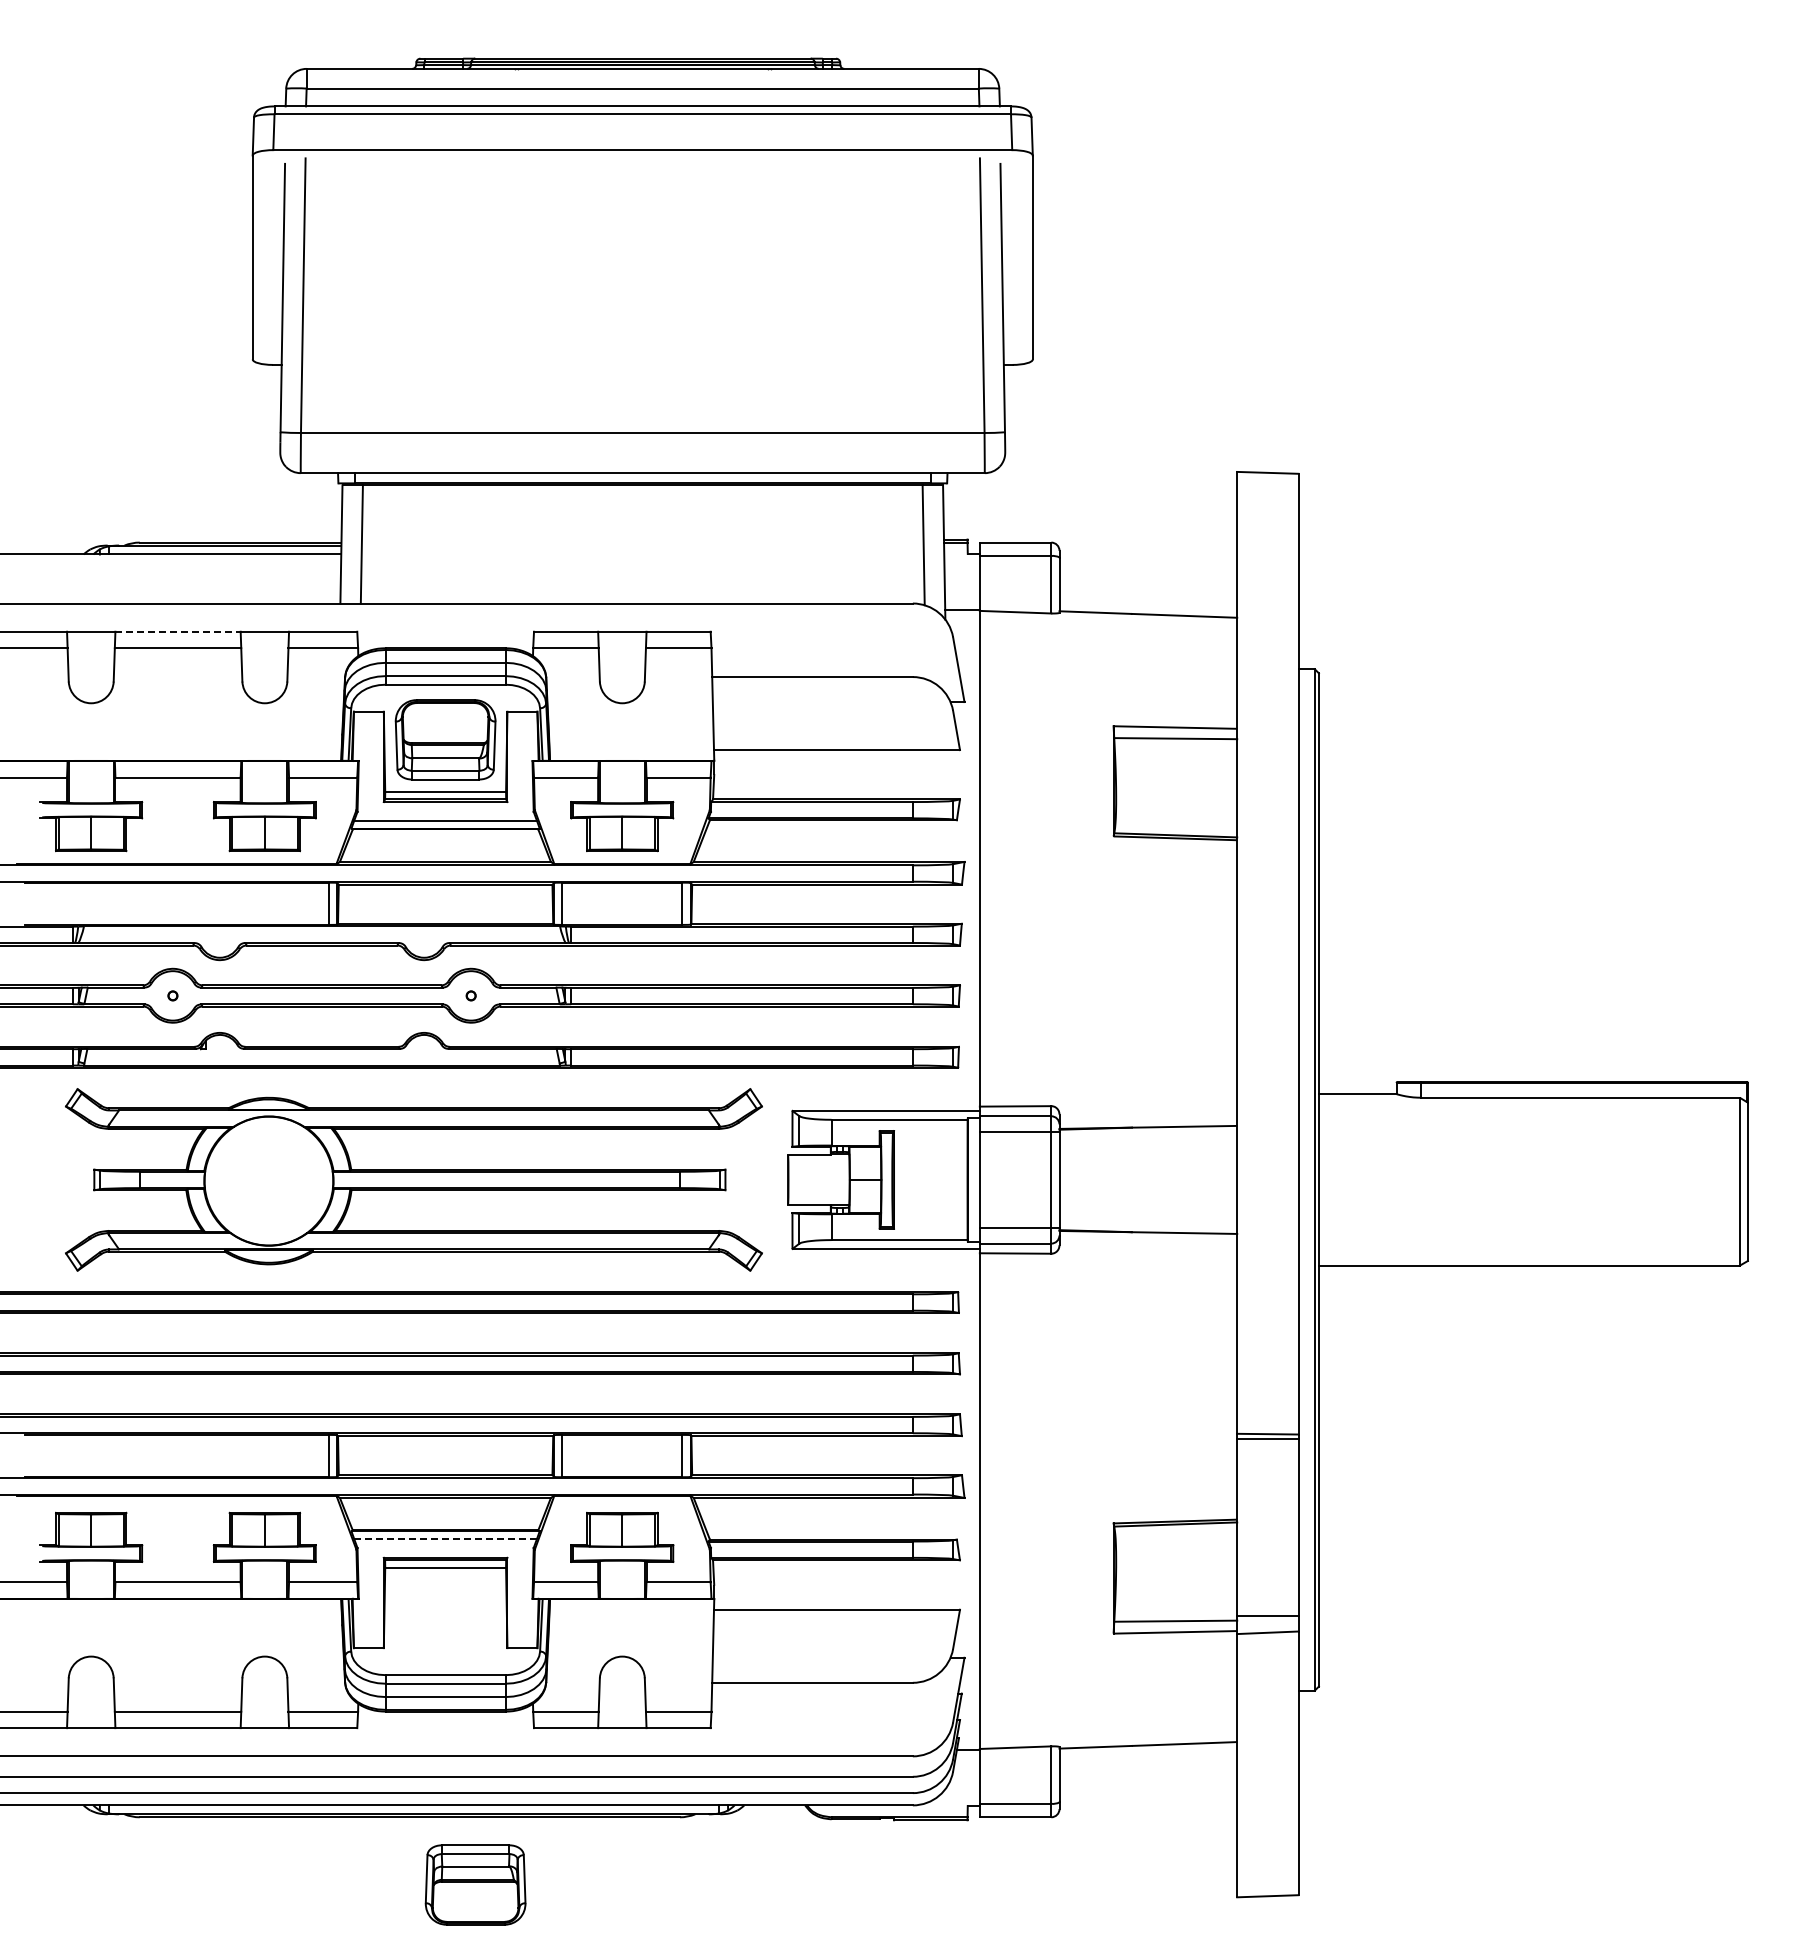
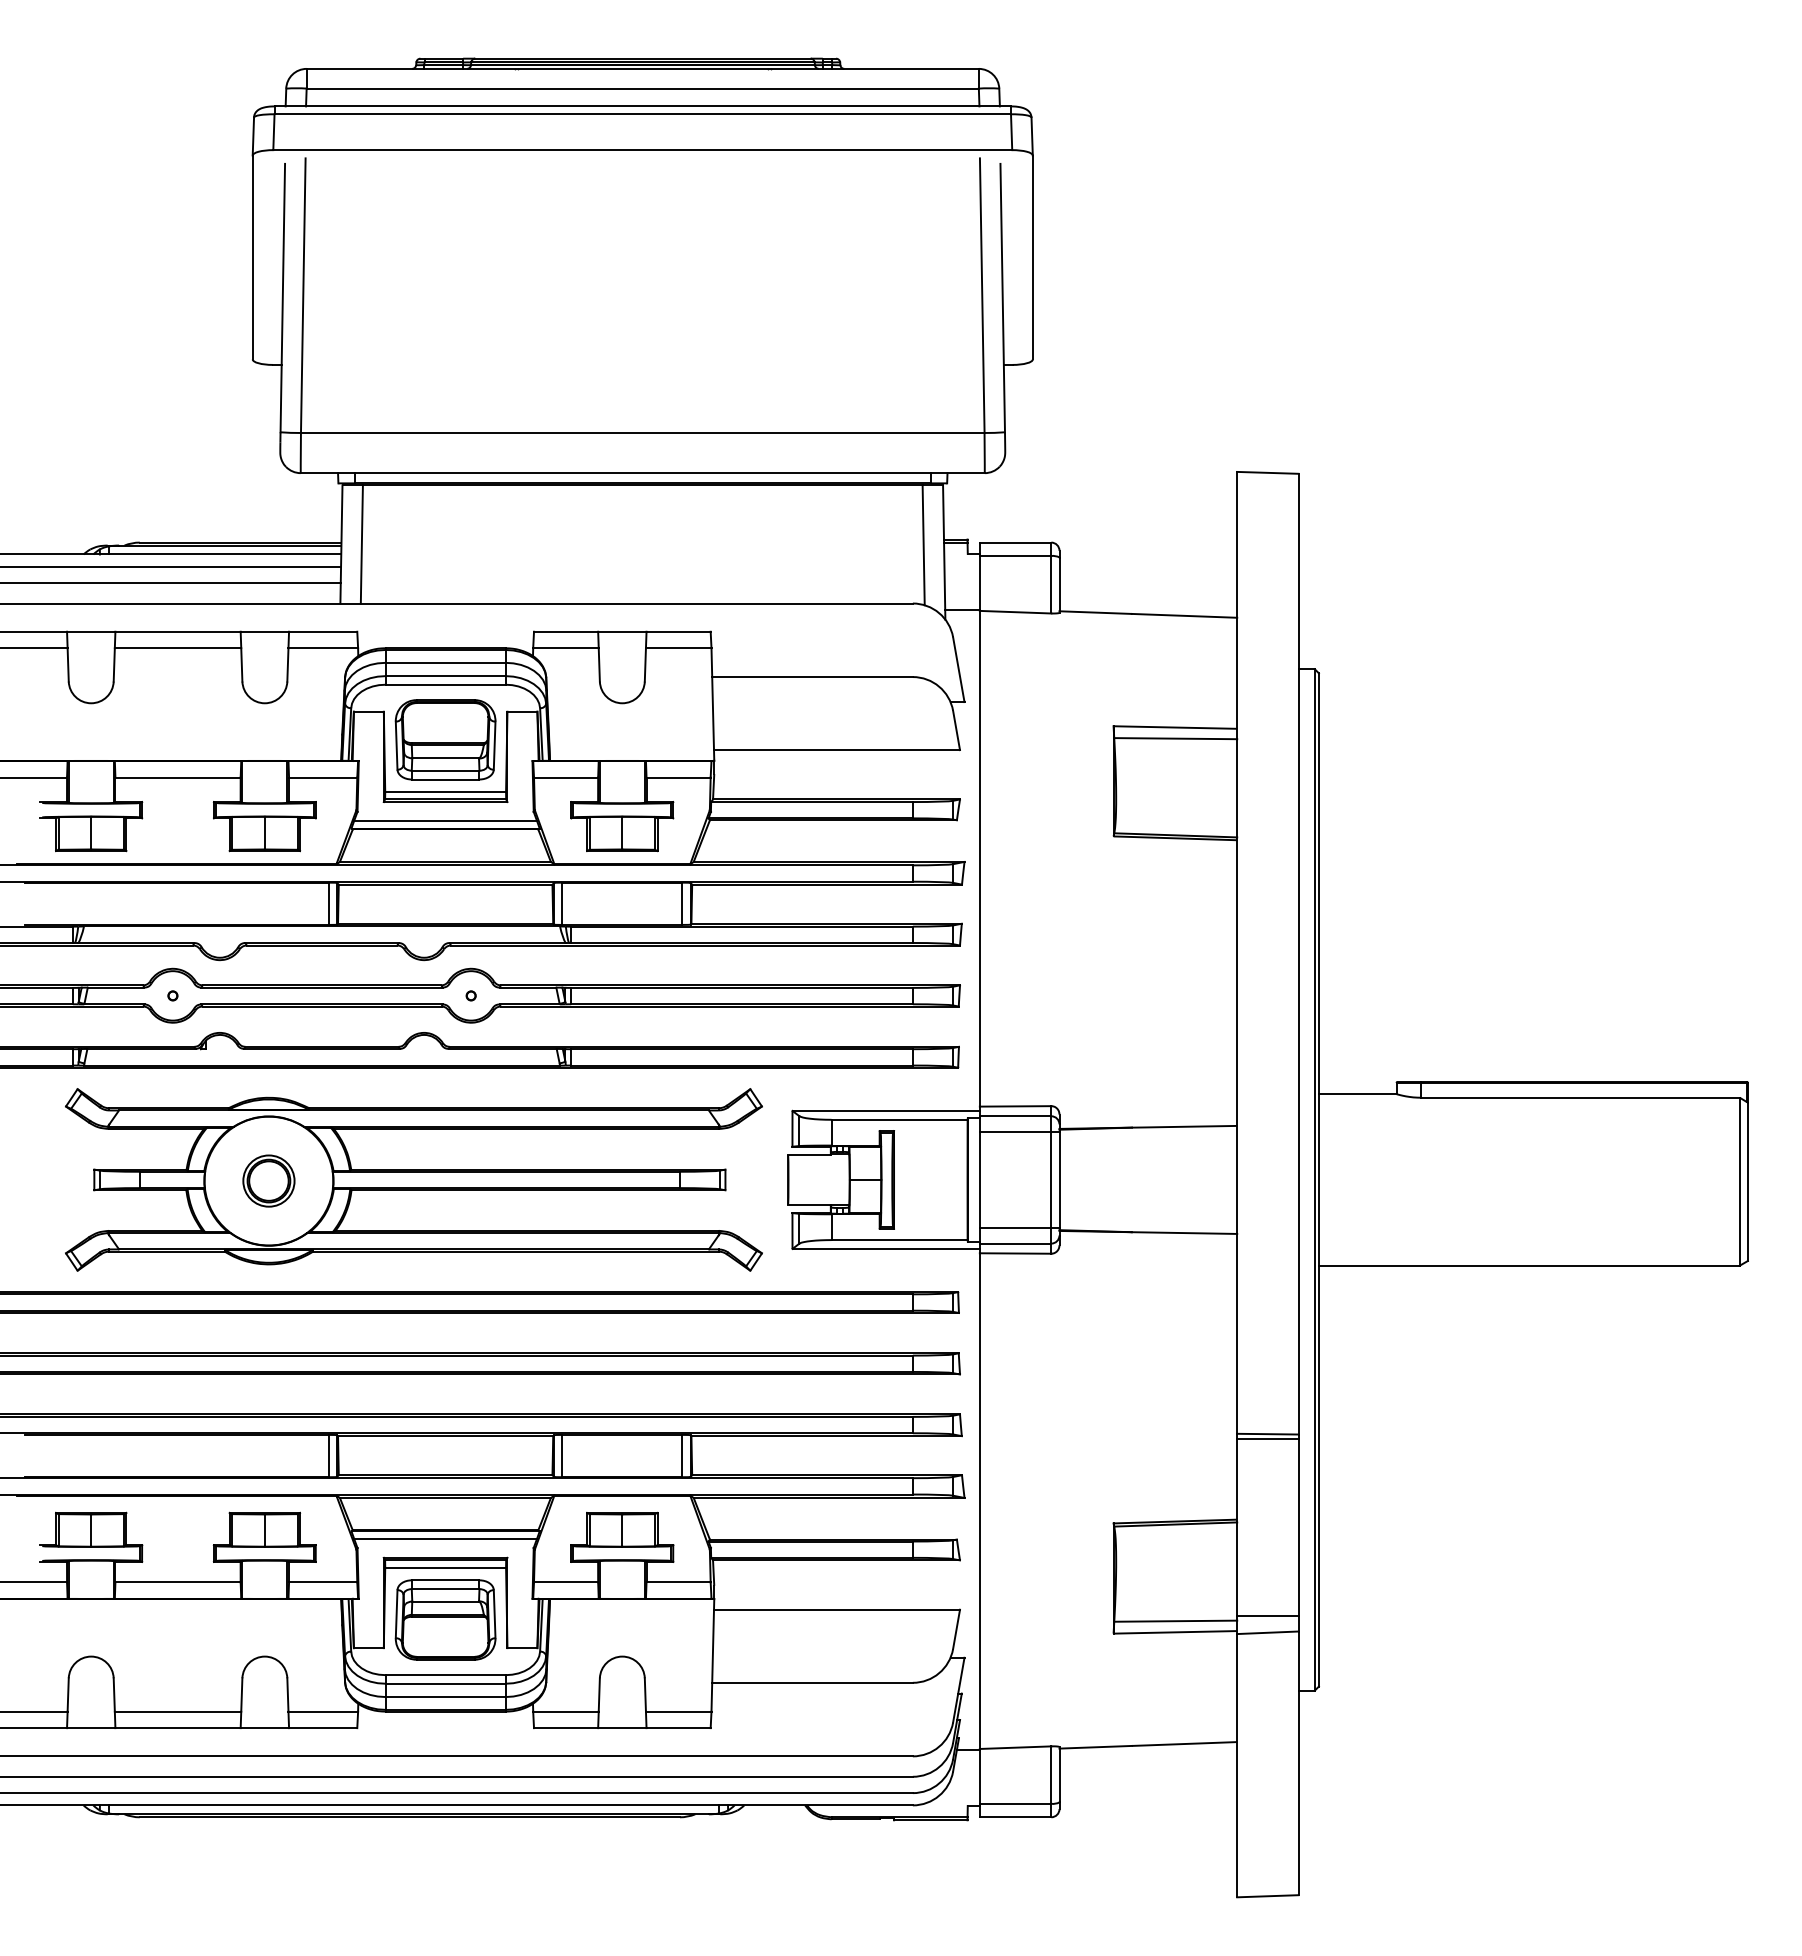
line: none -> present (171, 566)
line: none -> present (171, 583)
line: dashed -> solid (178, 631)
part: none -> present (268, 1180)
line: dashed -> solid (445, 1539)
part position: (475, 1884) -> (445, 1619) (445, 1619)
